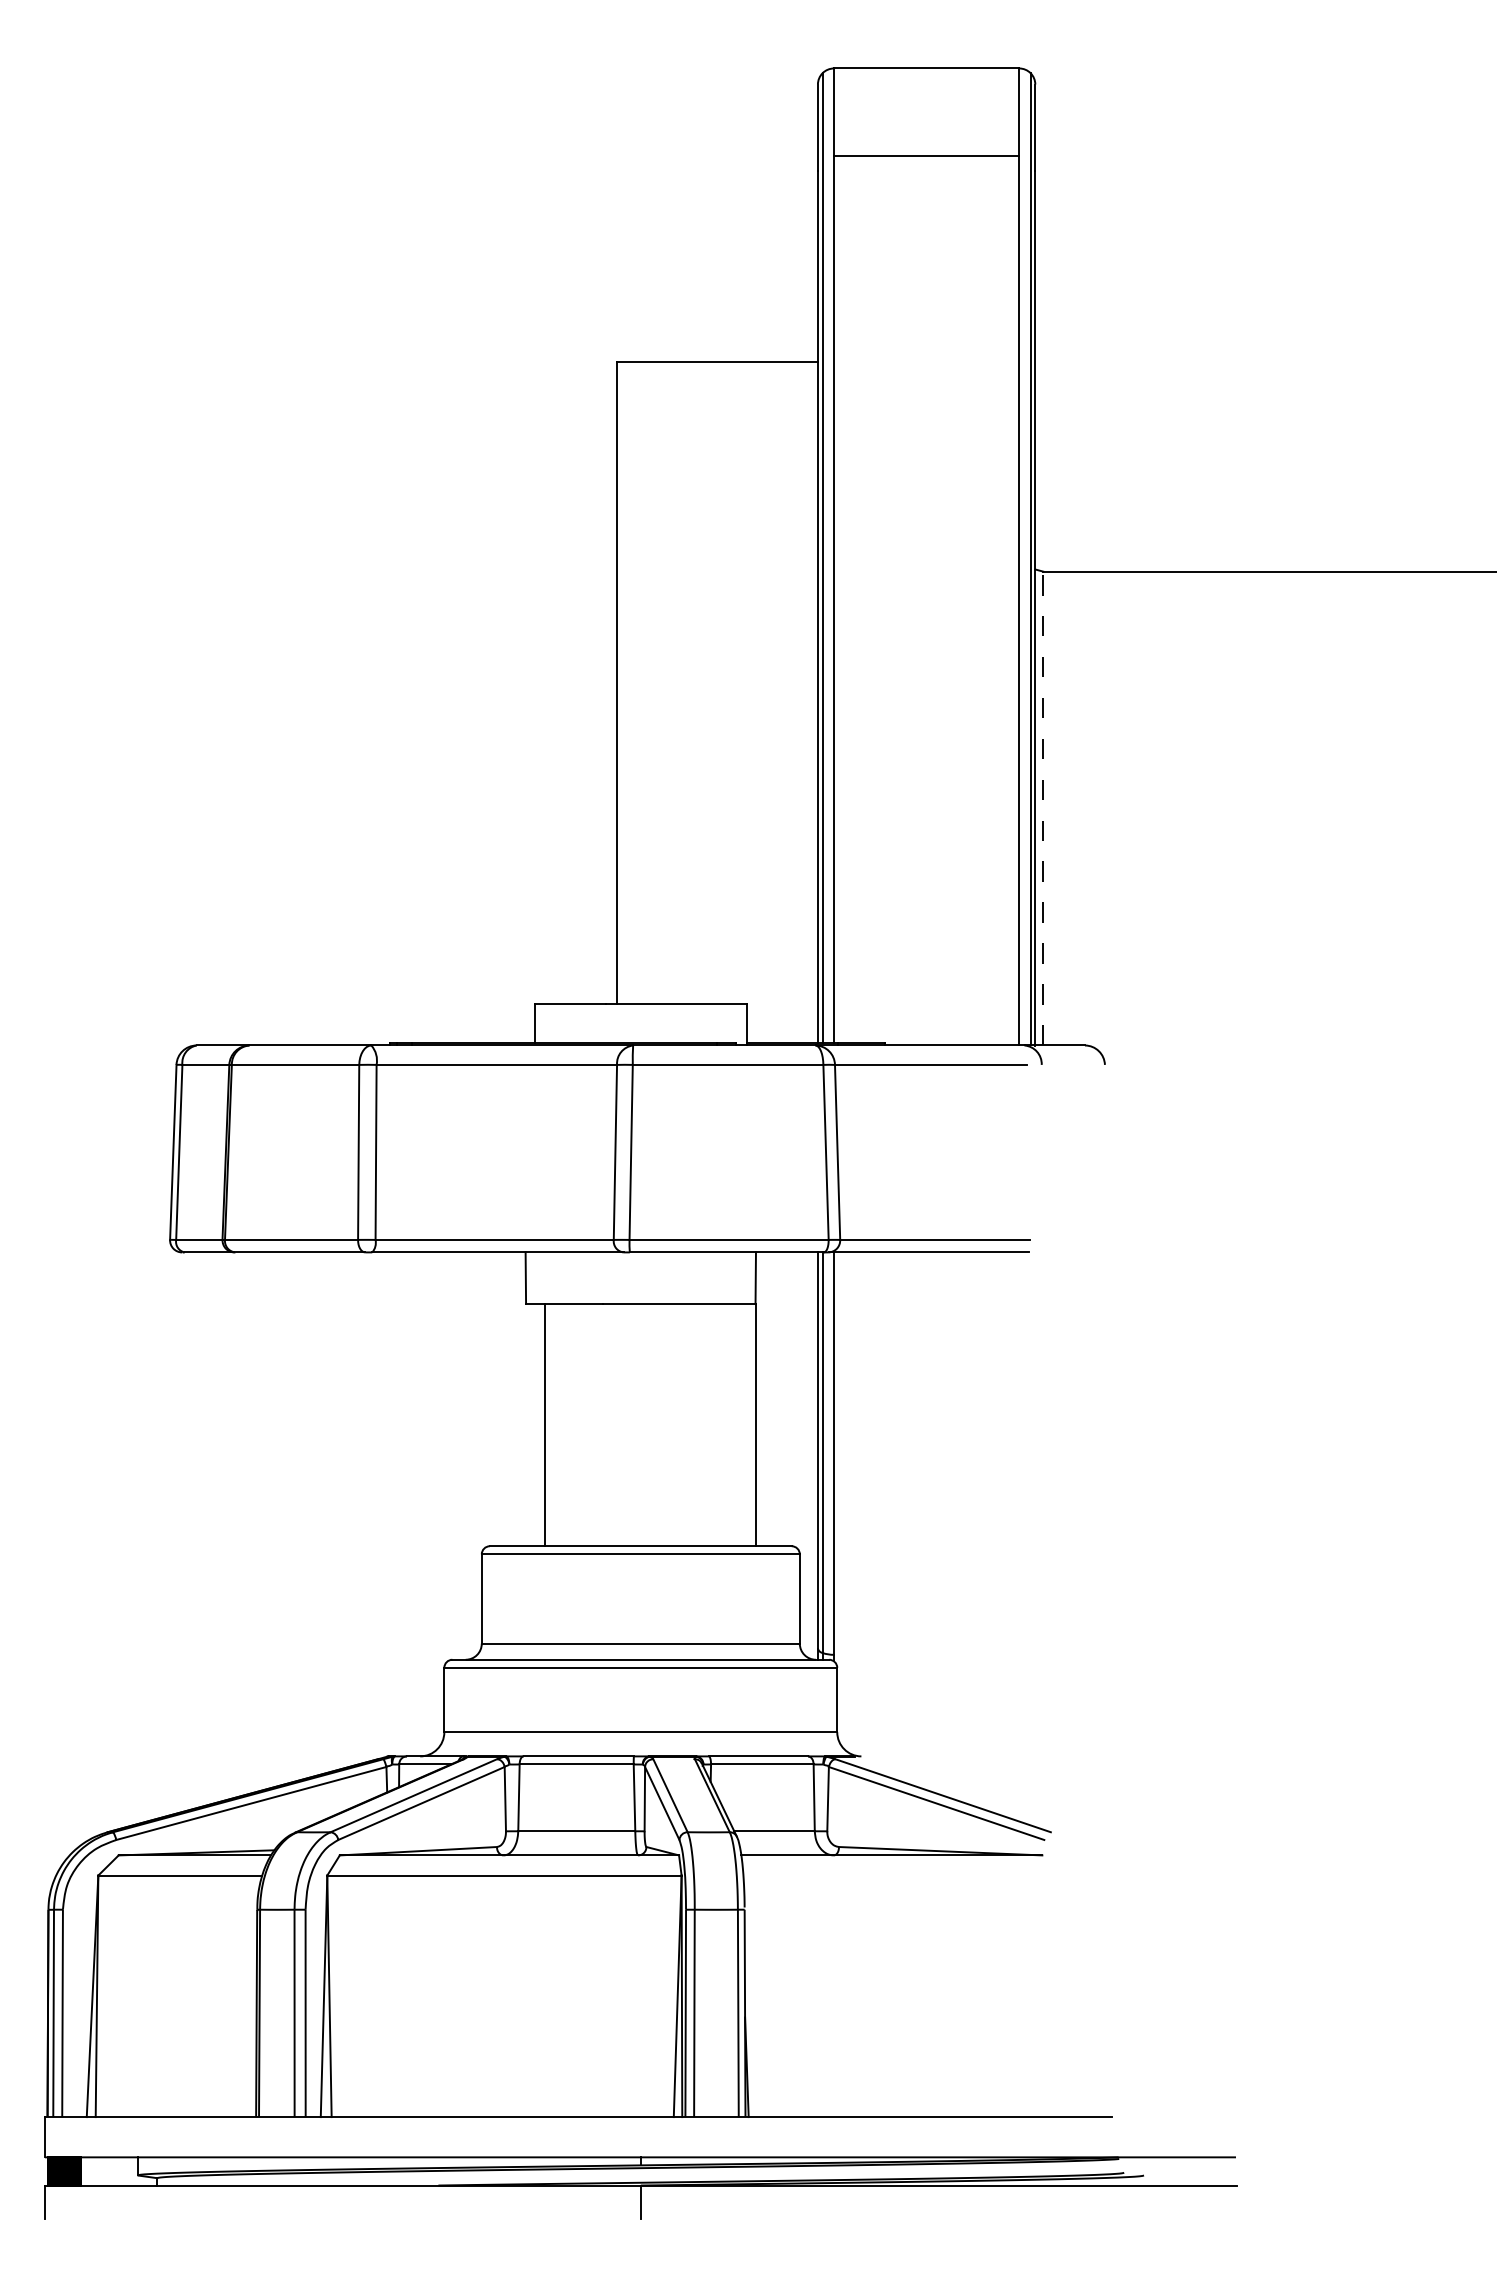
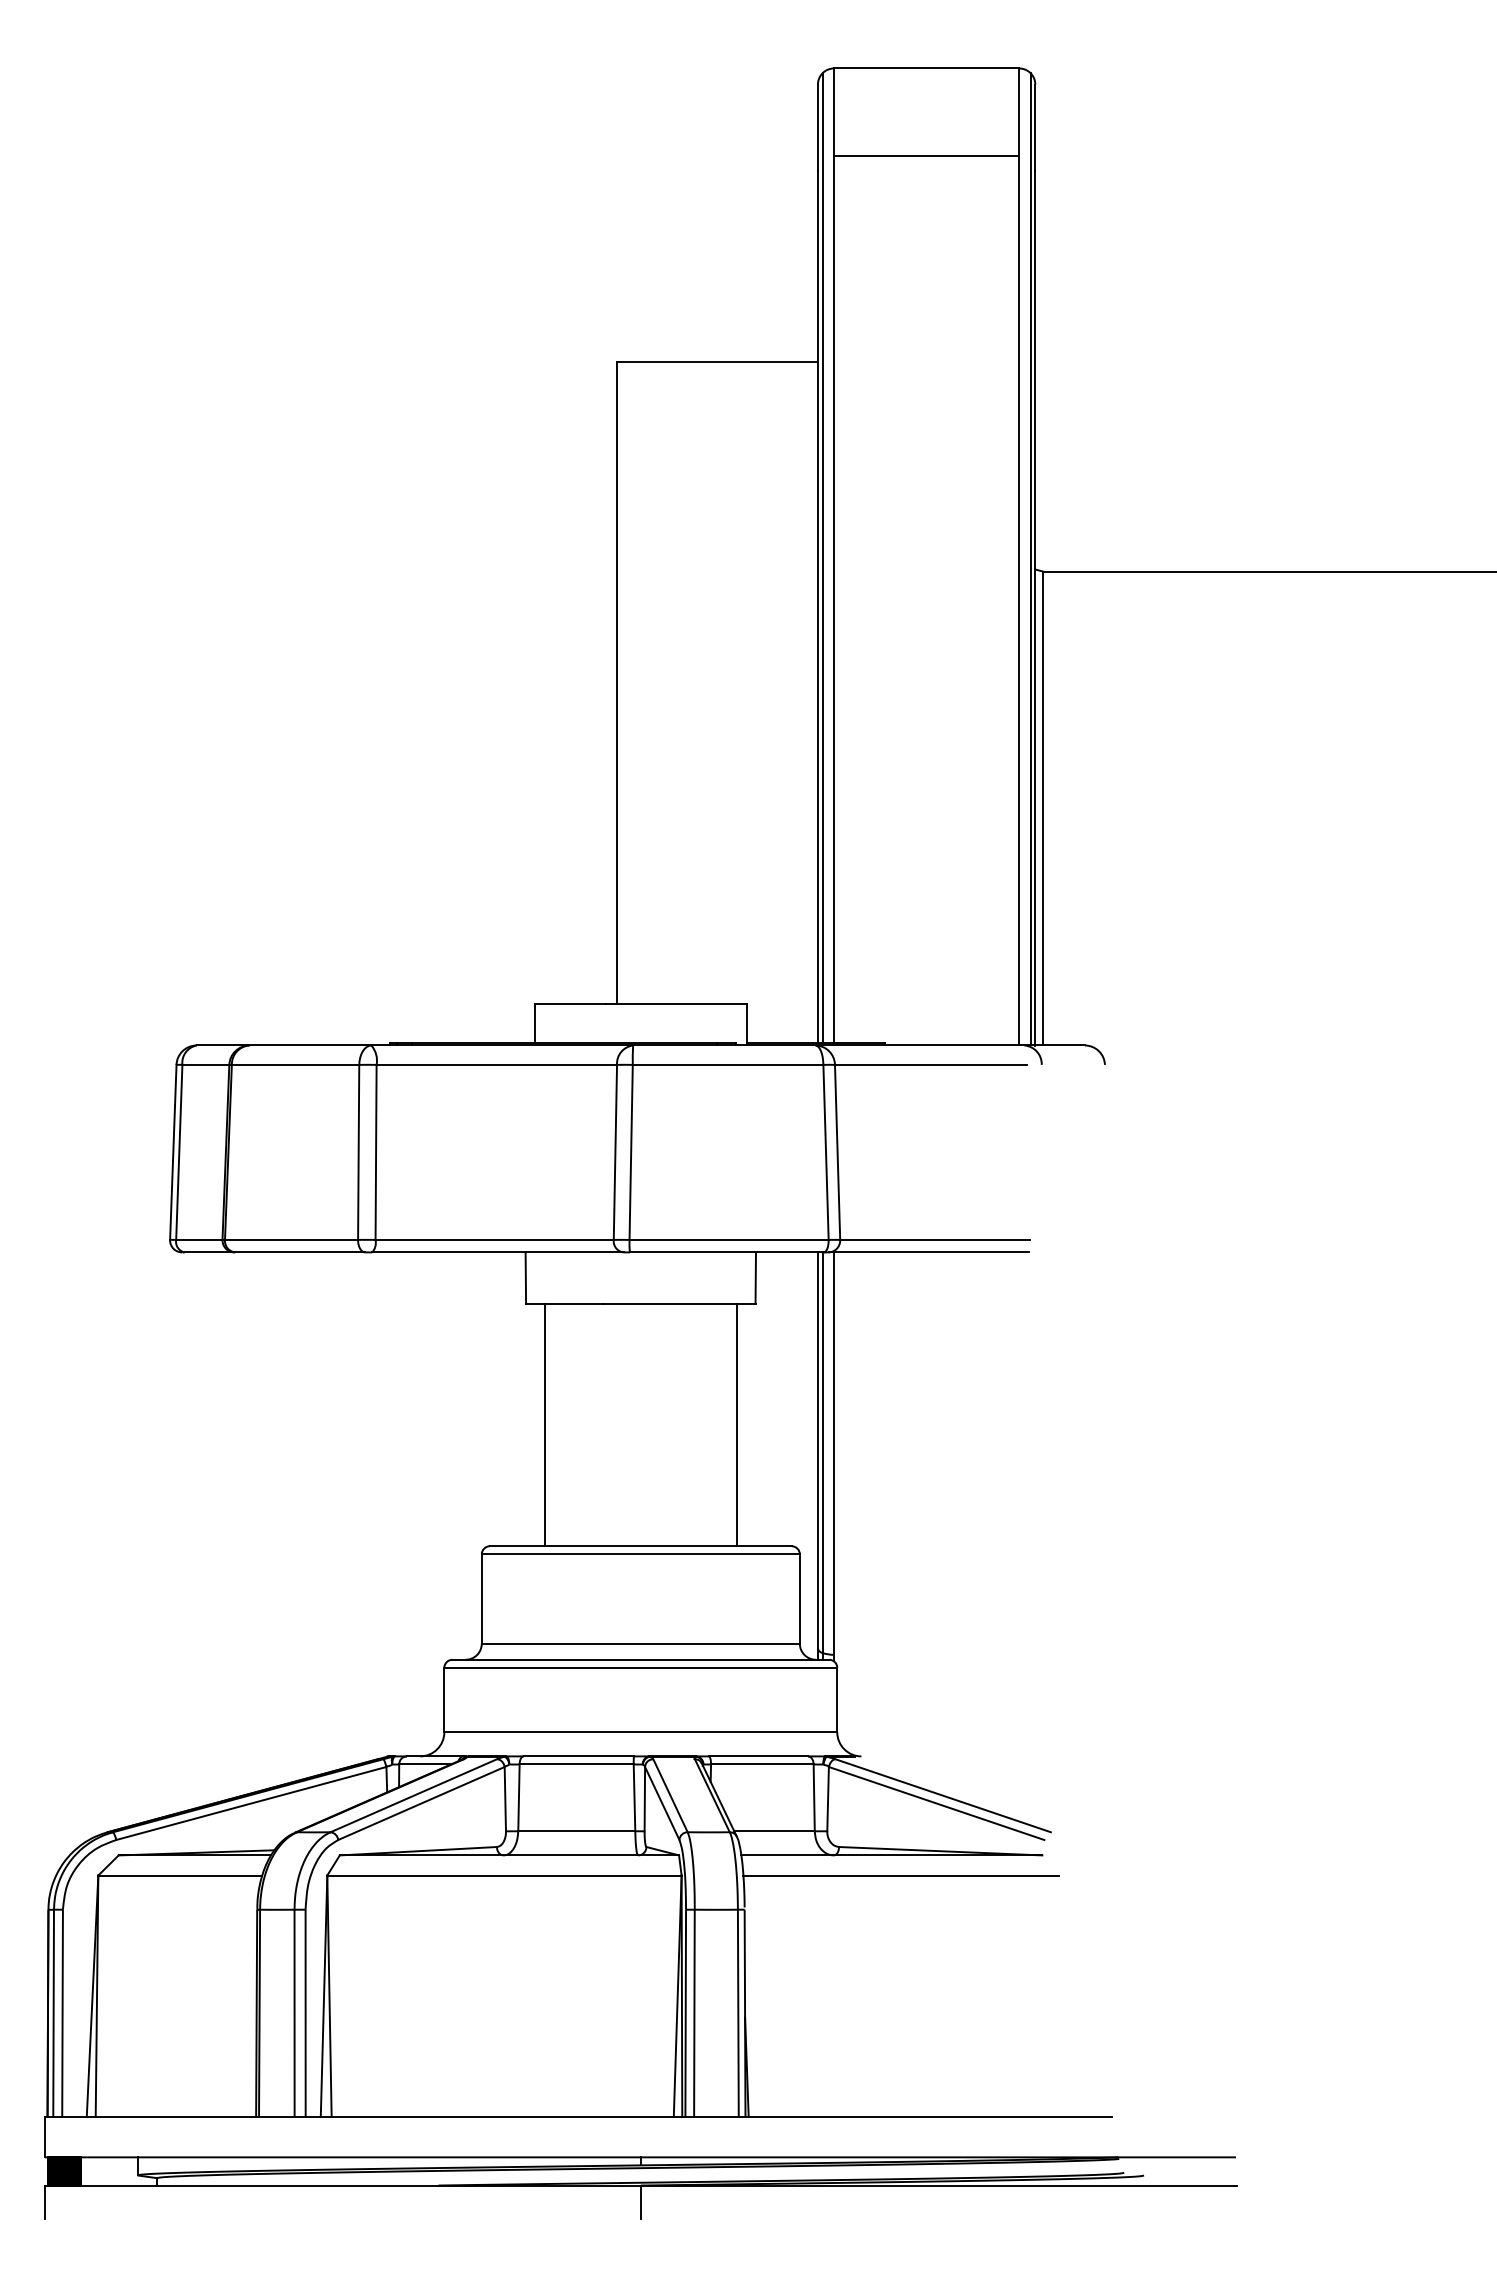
line: dashed -> solid (1043, 808)
line position: (755, 1424) -> (736, 1424) (736, 1424)
line: none -> present (900, 1875)
